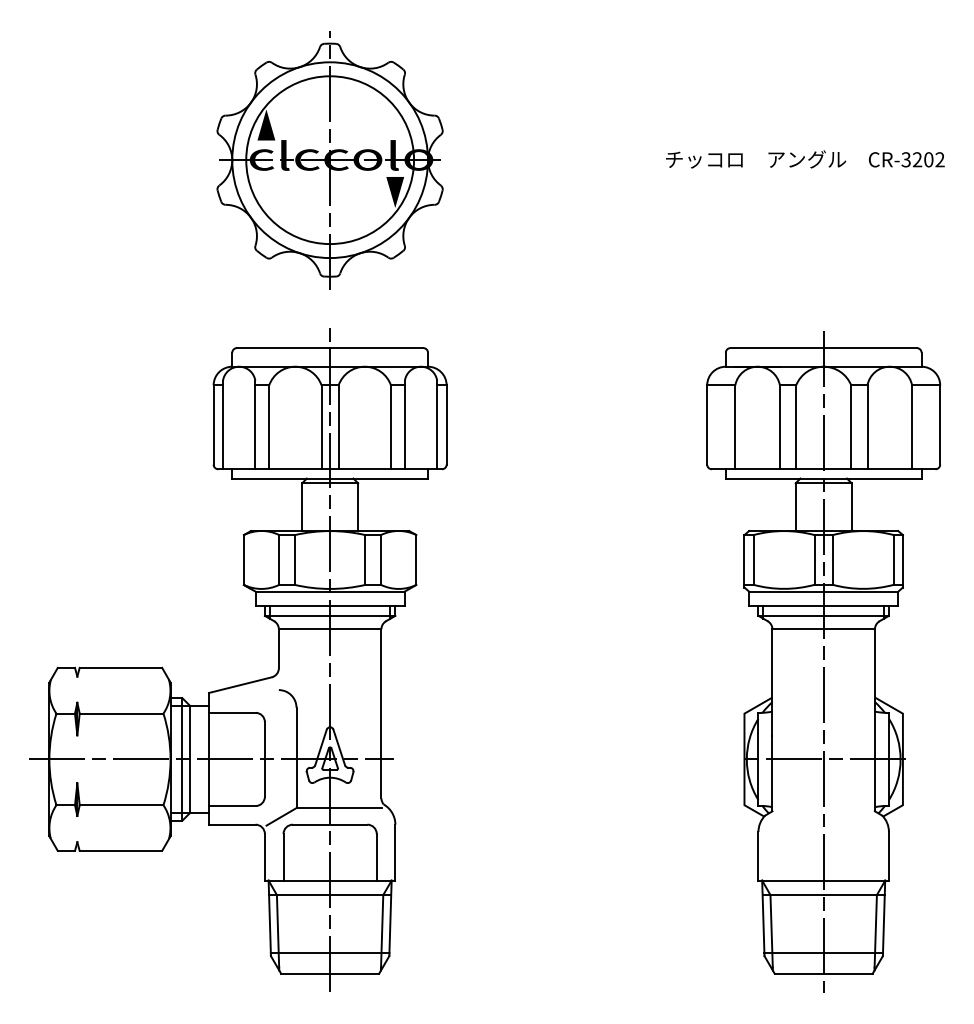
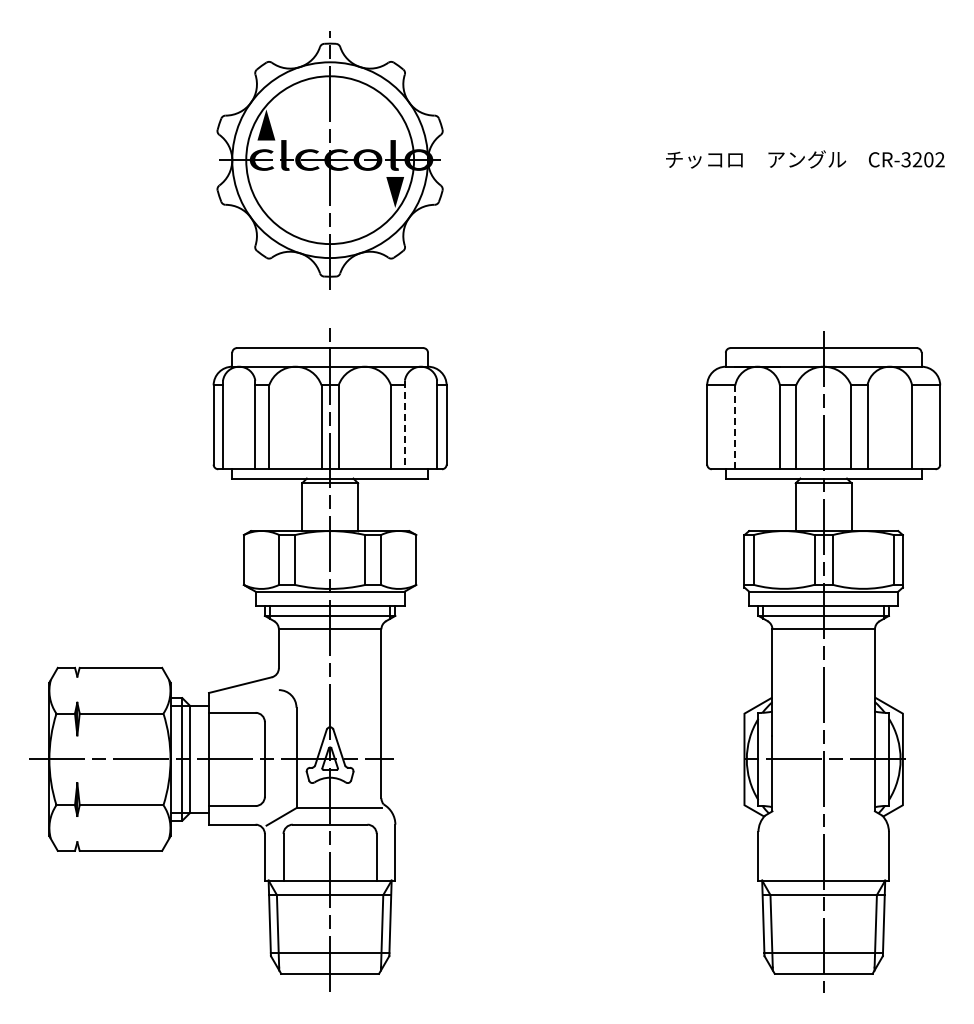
line: solid -> dashed (404, 425)
line: solid -> dashed (735, 427)
